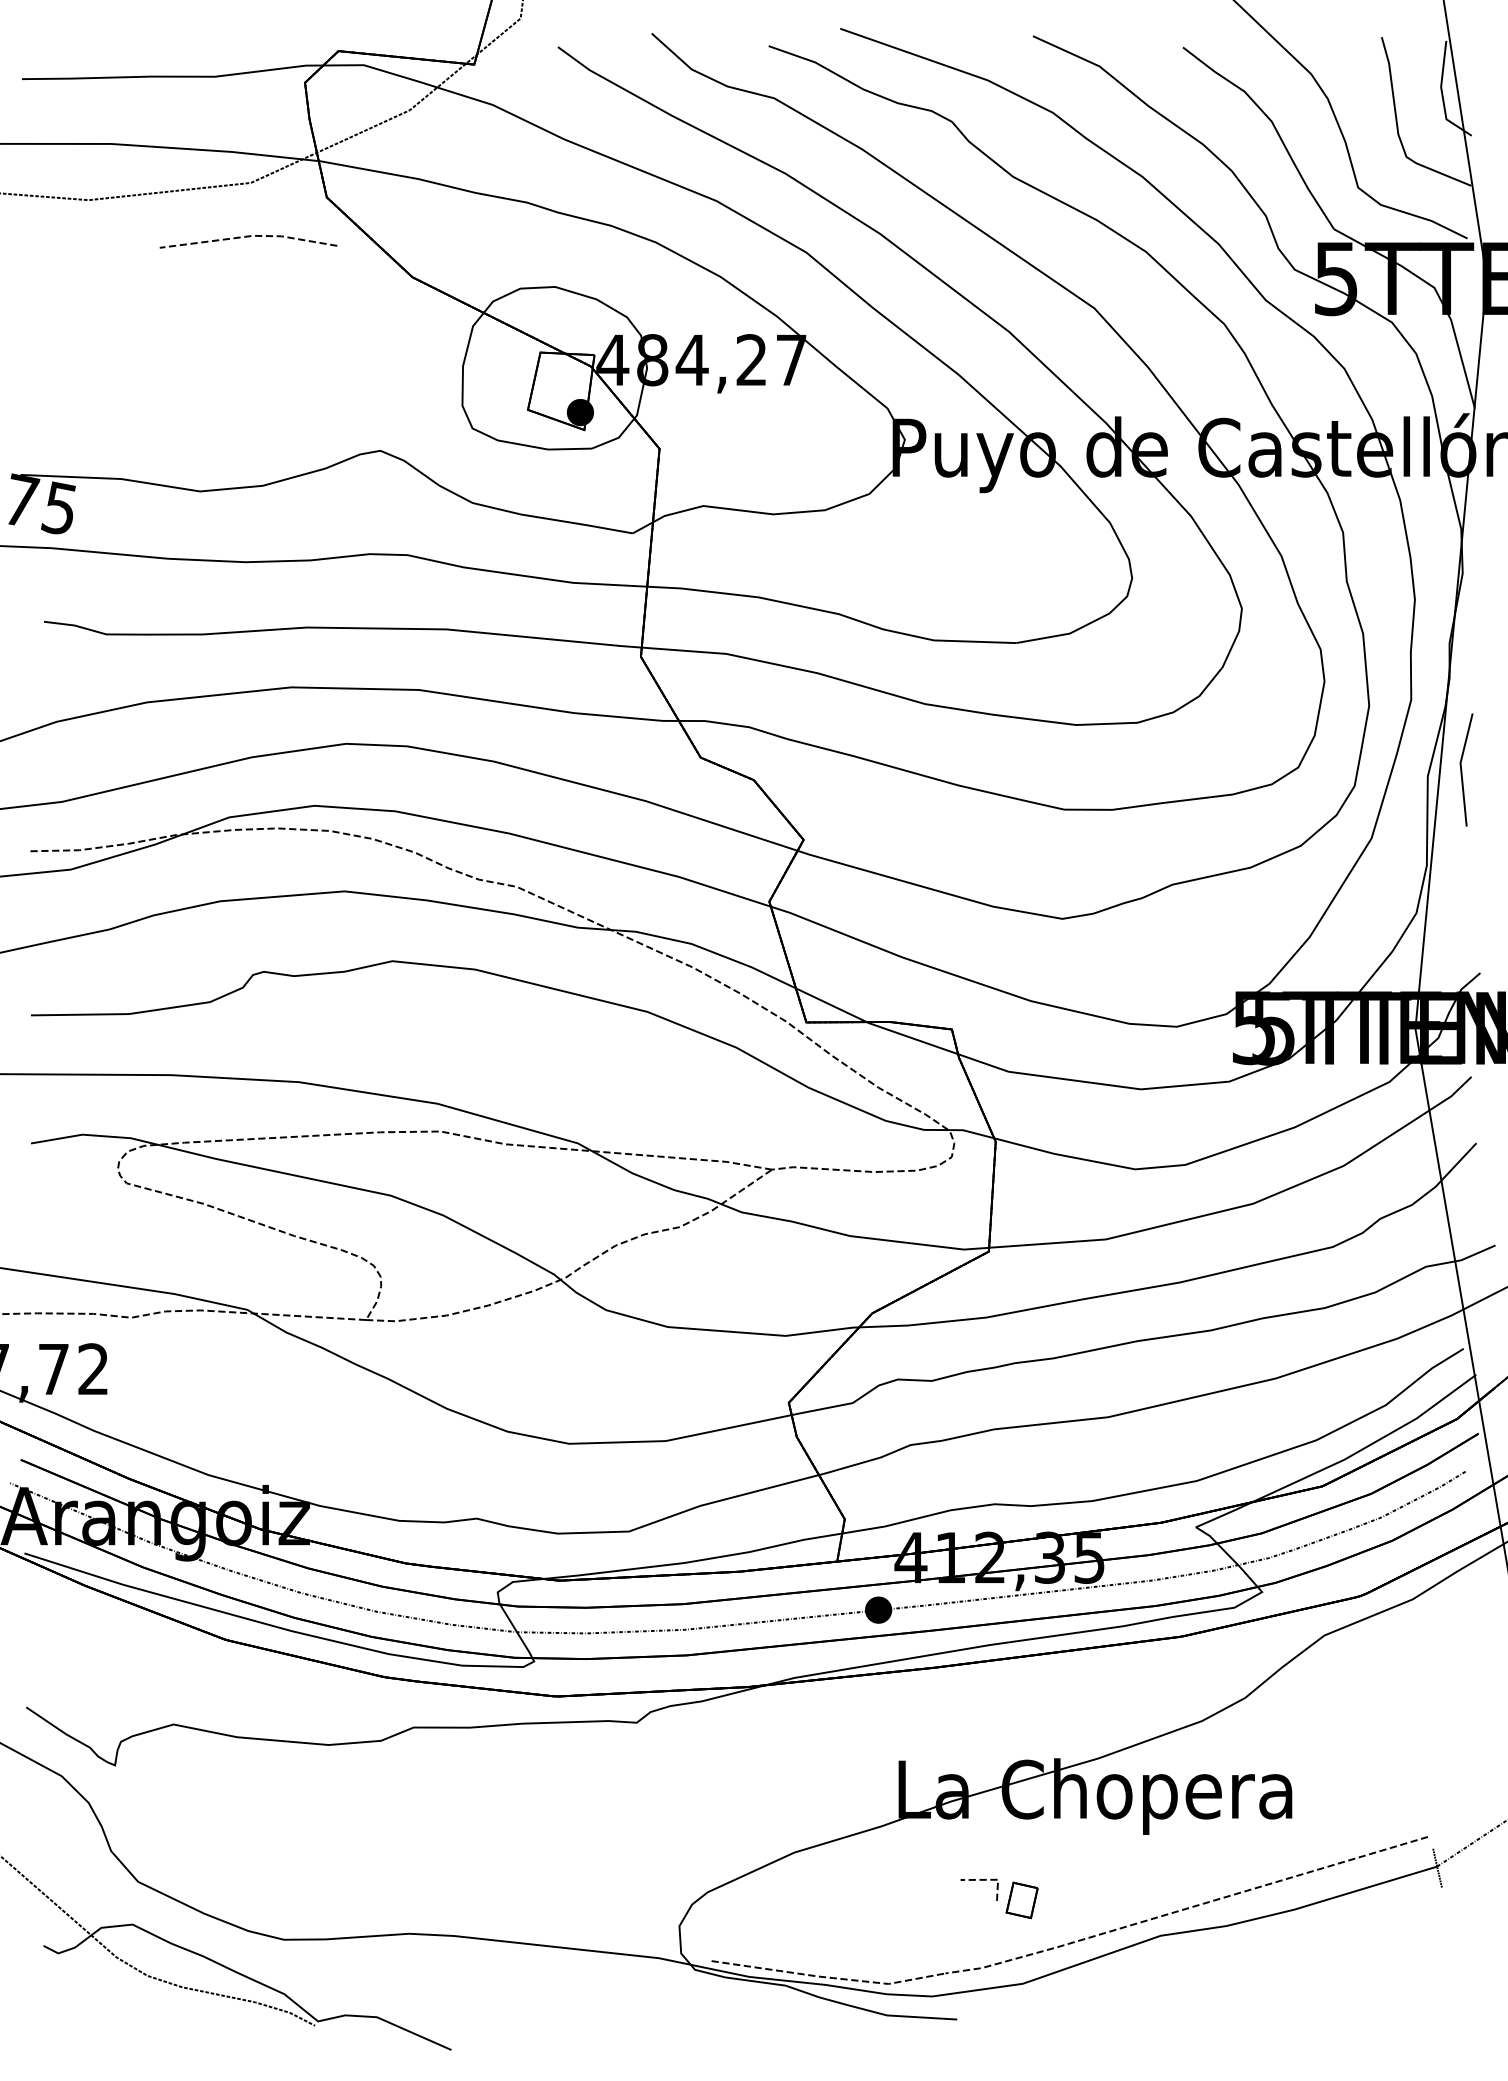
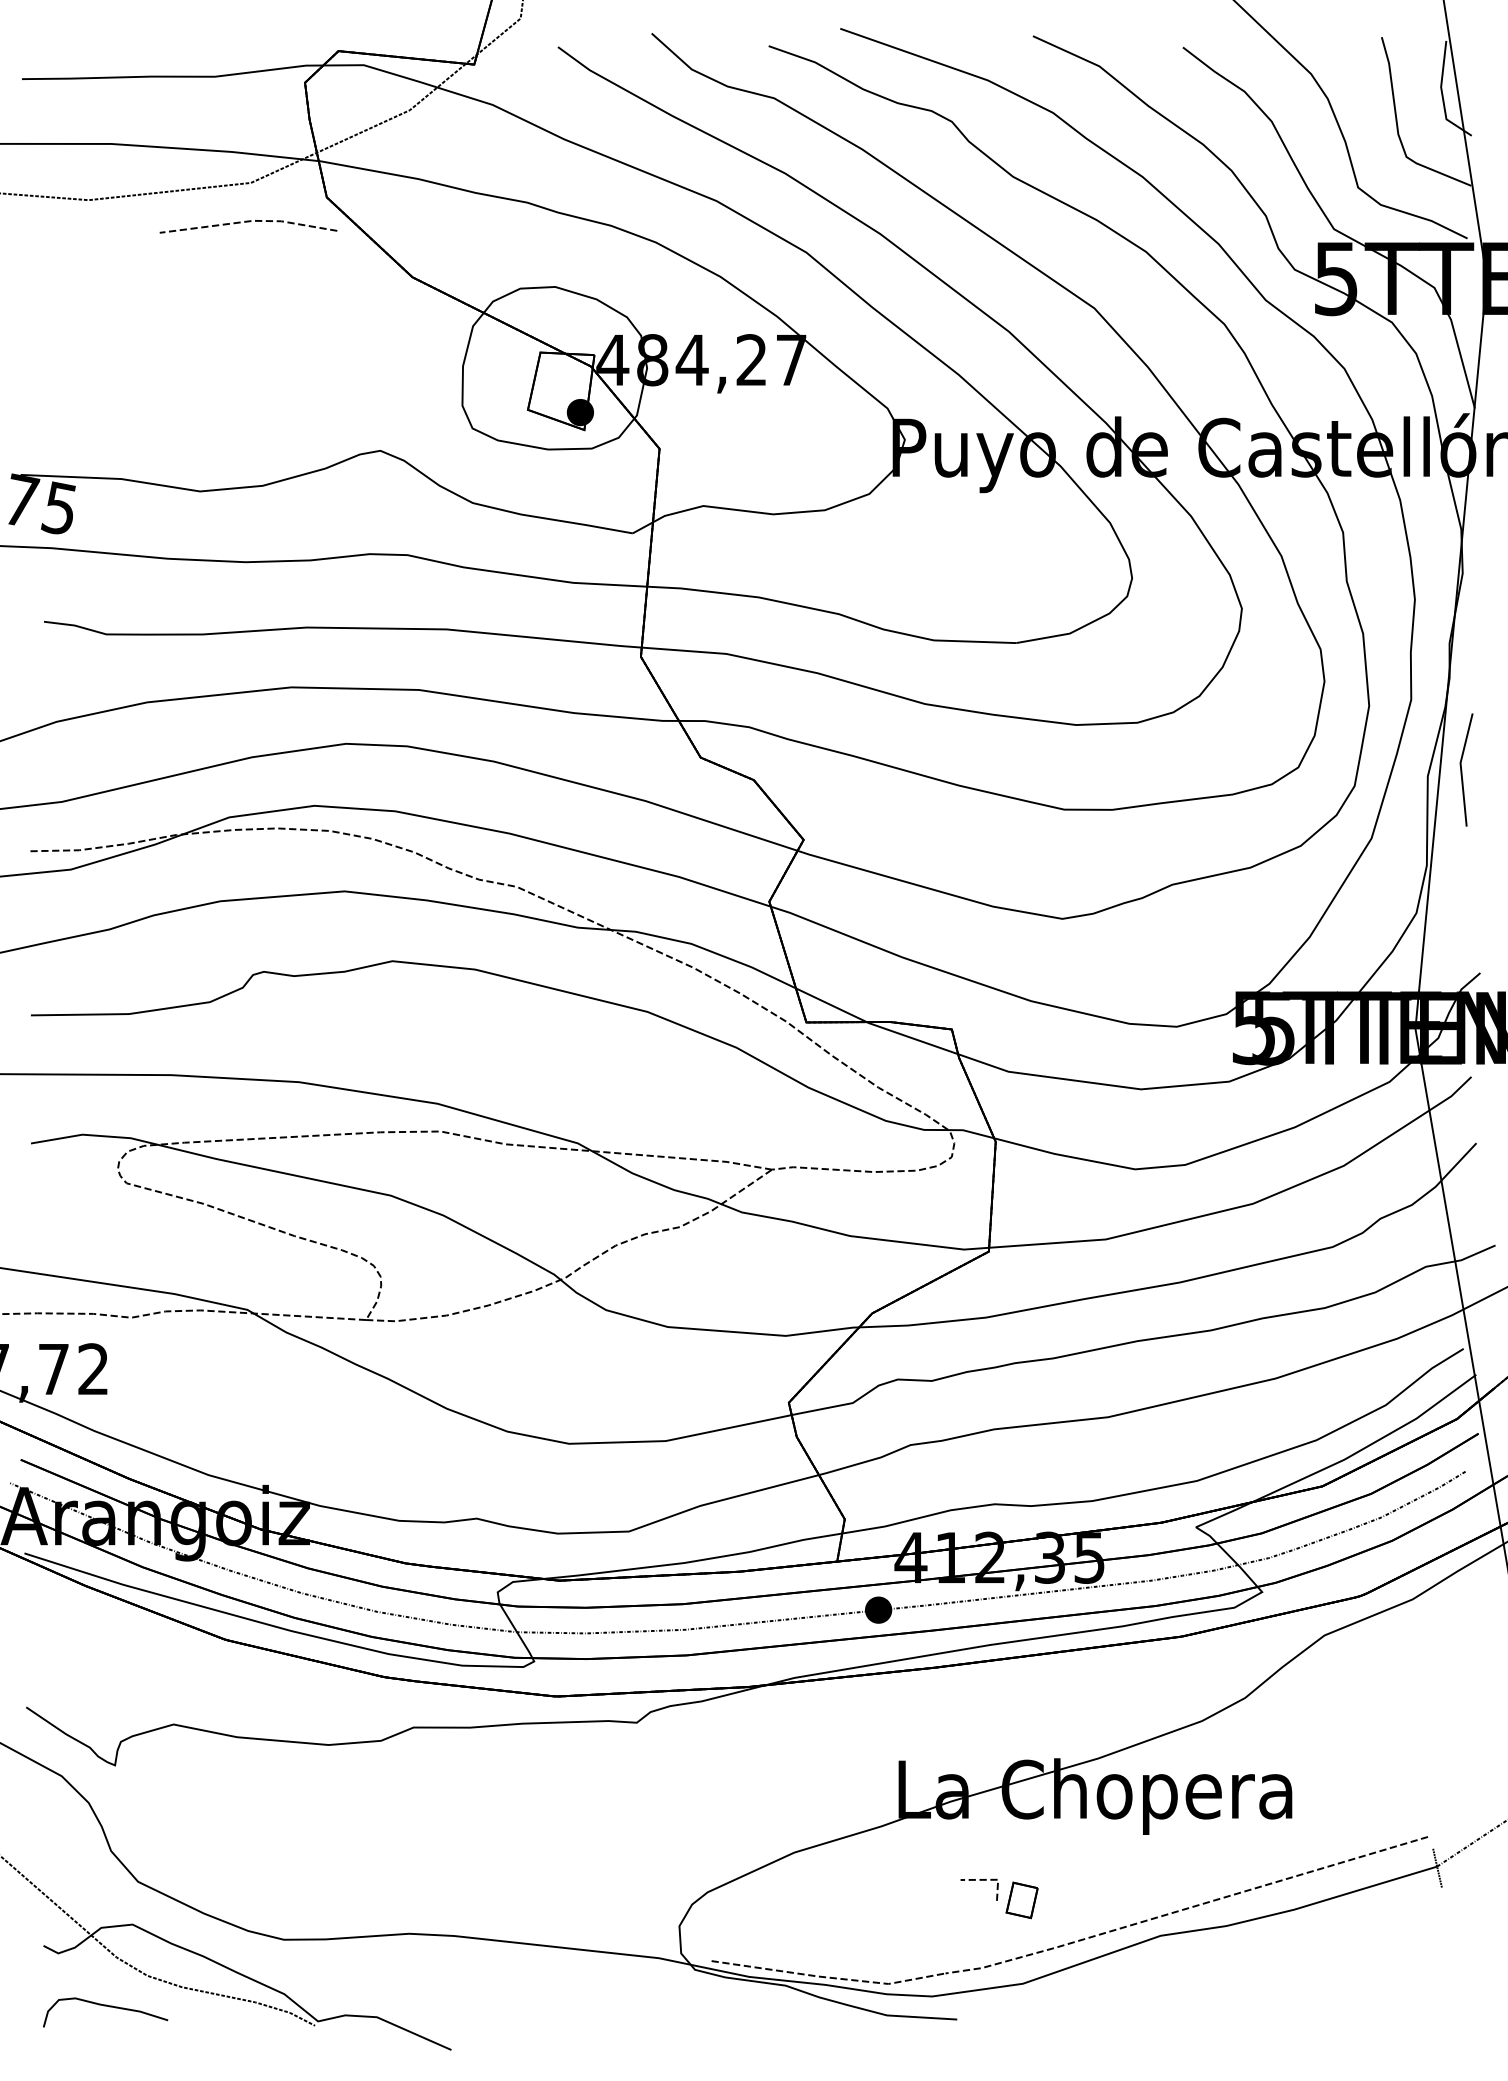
line position: (248, 237) -> (248, 222) (248, 222)
curve: none -> present (105, 2006)
